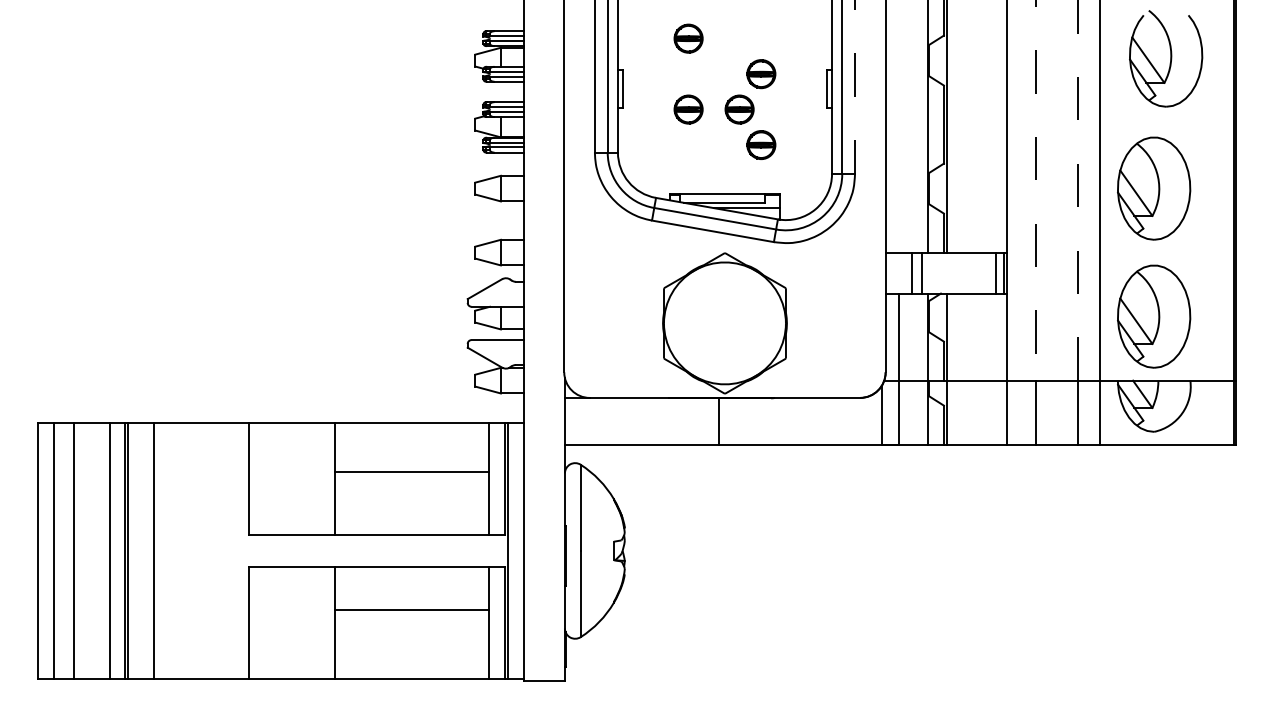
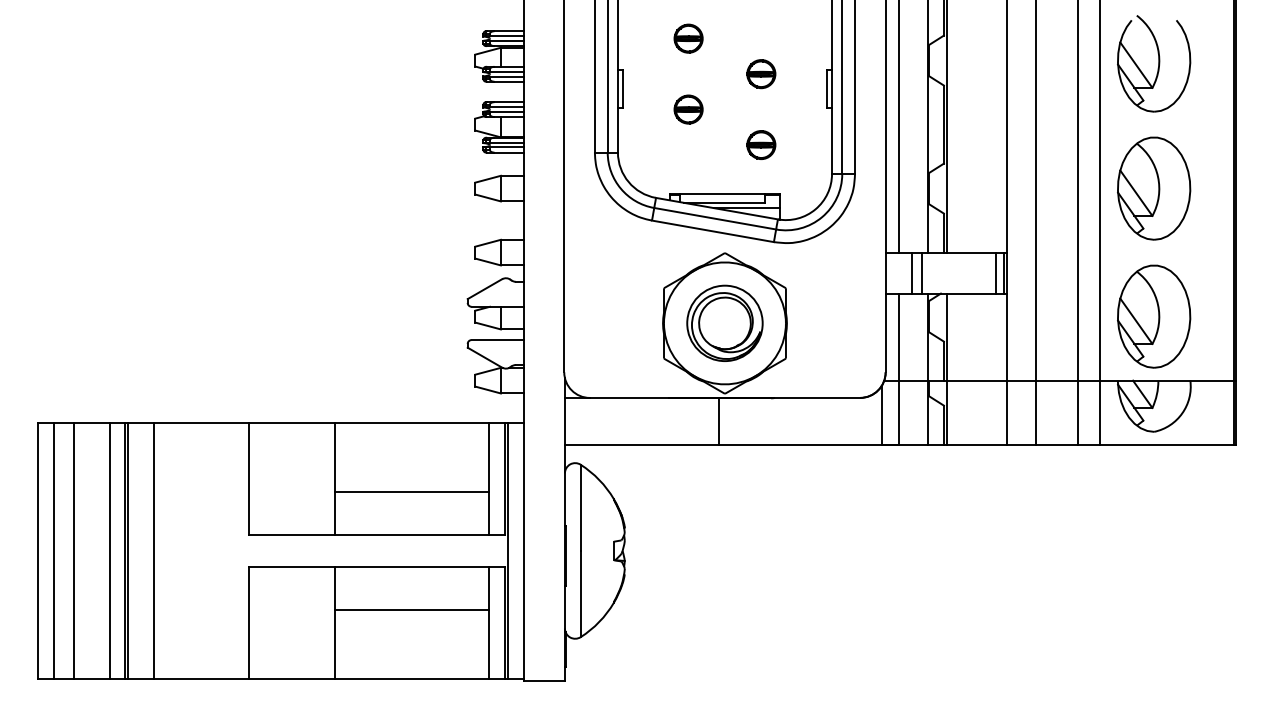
part position: (1166, 58) -> (1154, 63) (1154, 63)
line: dashed -> solid (855, 87)
part: present -> none (739, 109)
line: none -> present (898, 127)
line: dashed -> solid (1036, 190)
line: dashed -> solid (1078, 190)
part: none -> present (724, 322)
line position: (411, 471) -> (411, 491) (411, 491)
